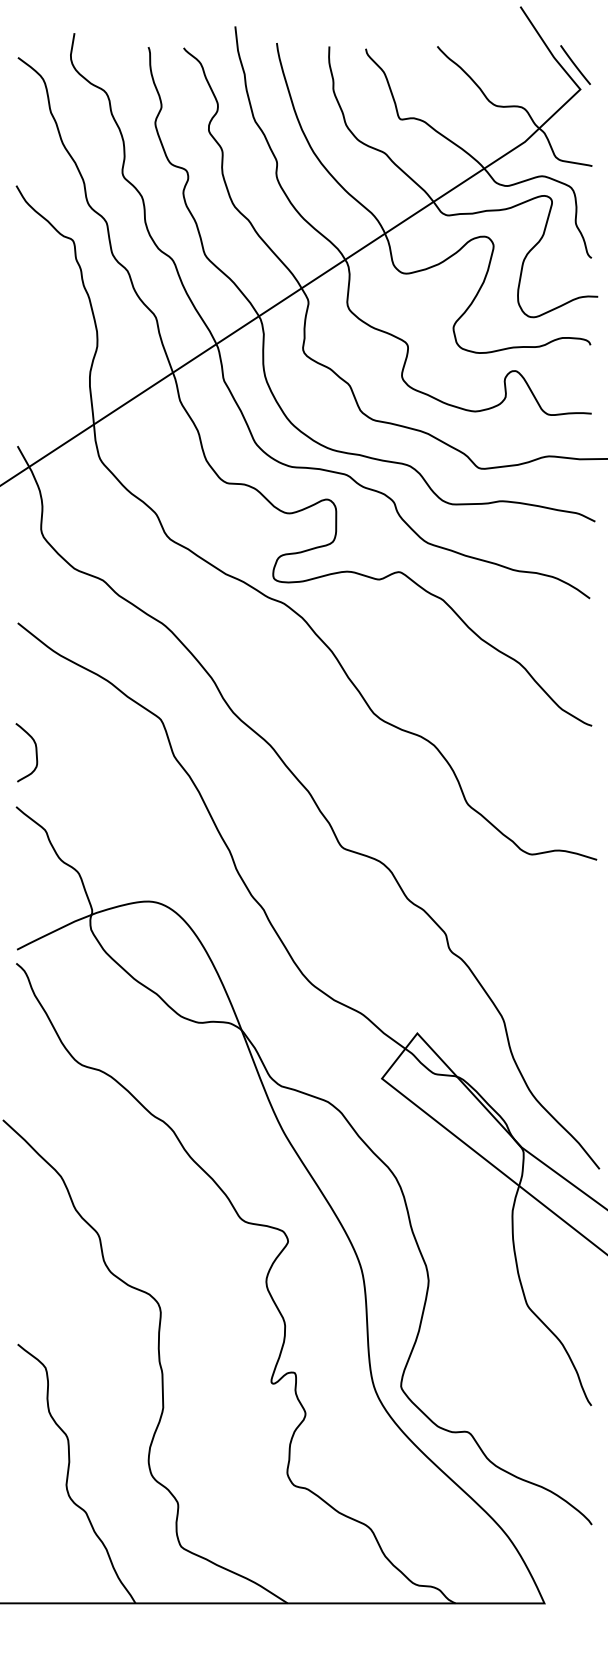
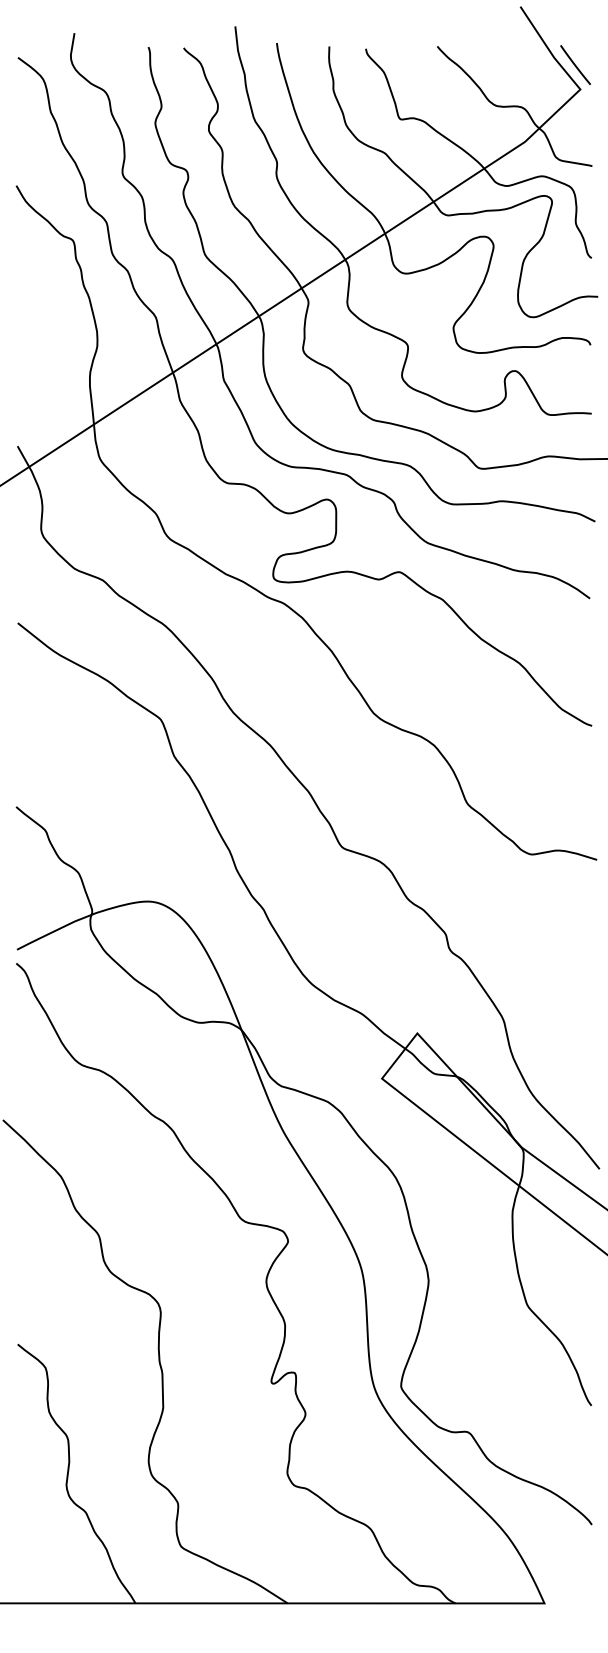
curve: present -> none (35, 752)
